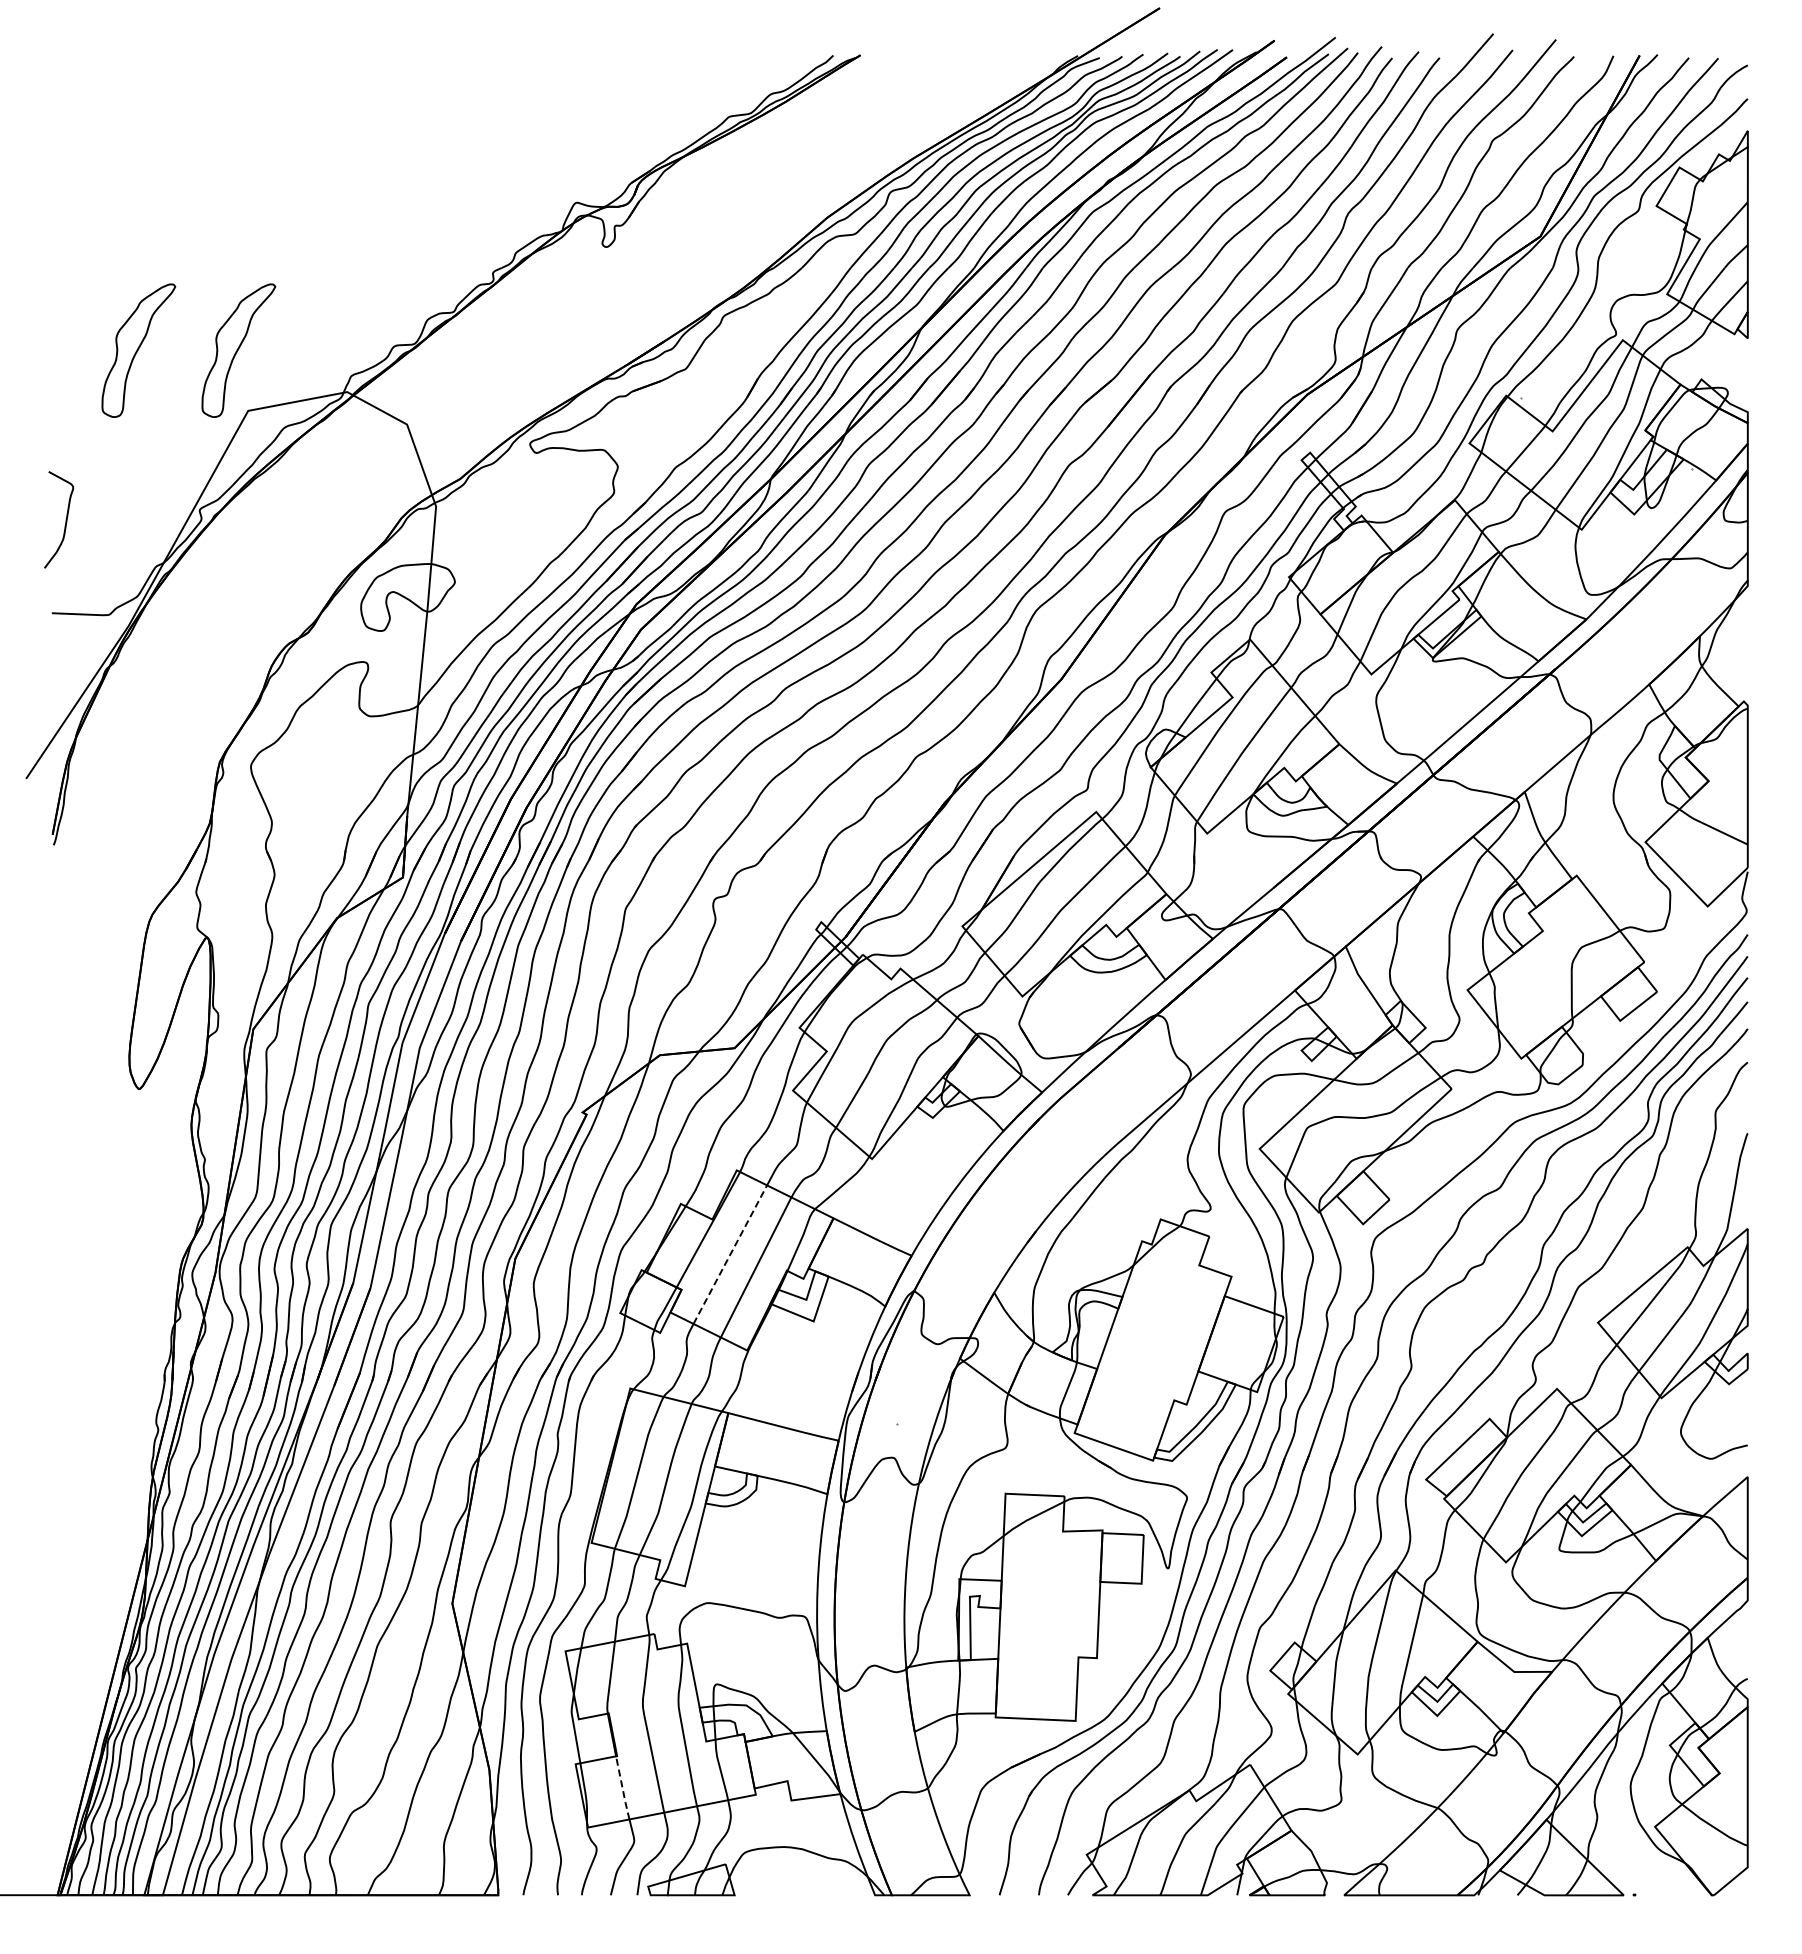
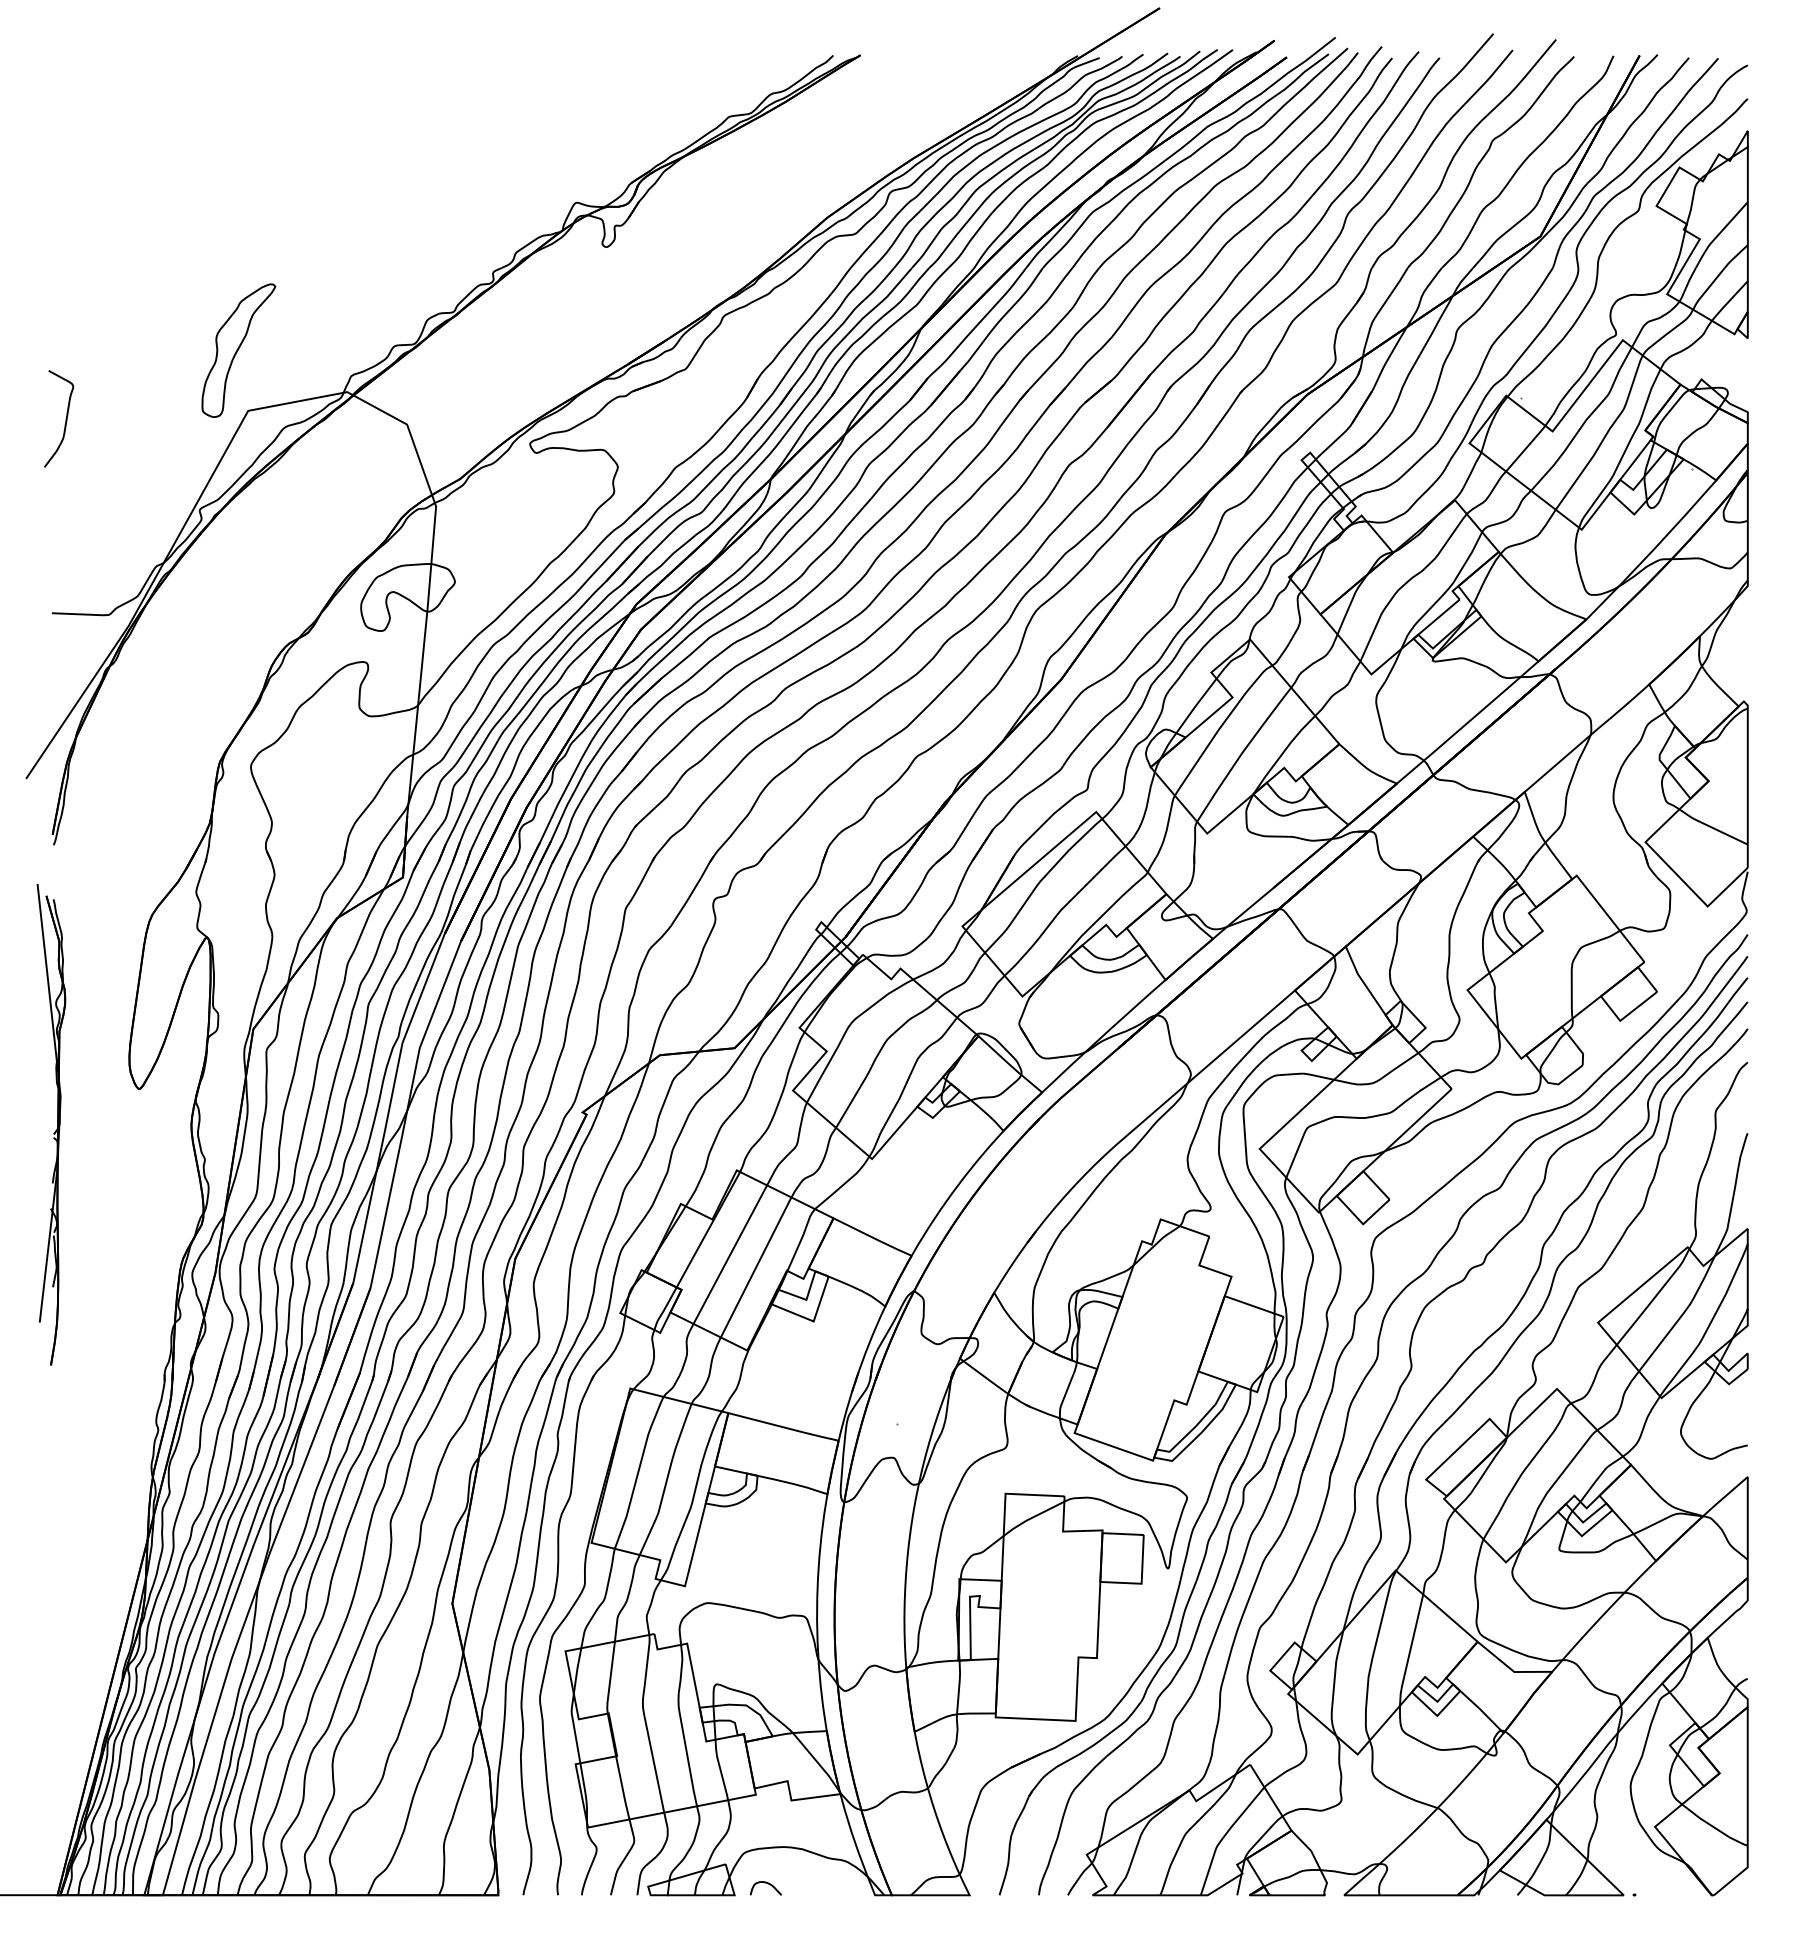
part: present -> none (138, 350)
curve position: (65, 519) -> (65, 418) (65, 418)
part: none -> present (51, 1124)
line: dashed -> solid (730, 1254)
line: dashed -> solid (622, 1788)
curve: none -> present (767, 1884)
